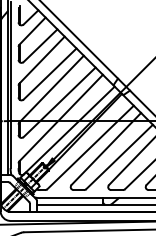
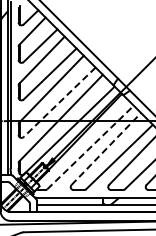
line: solid -> dashed (59, 102)
line: solid -> dashed (90, 147)
line: solid -> dashed (106, 148)
